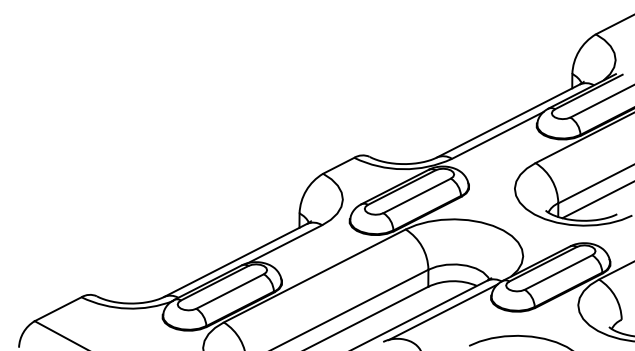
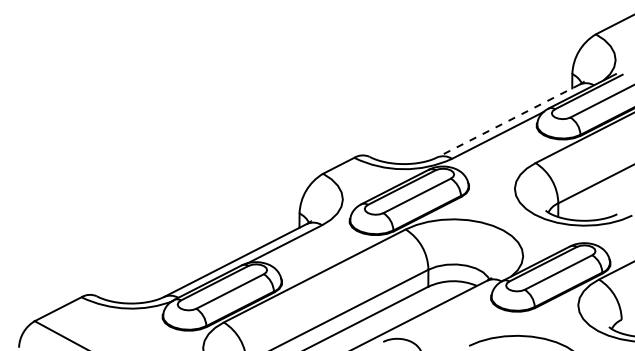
line: solid -> dashed (507, 121)
line: present -> none (596, 200)
line: present -> none (442, 312)
